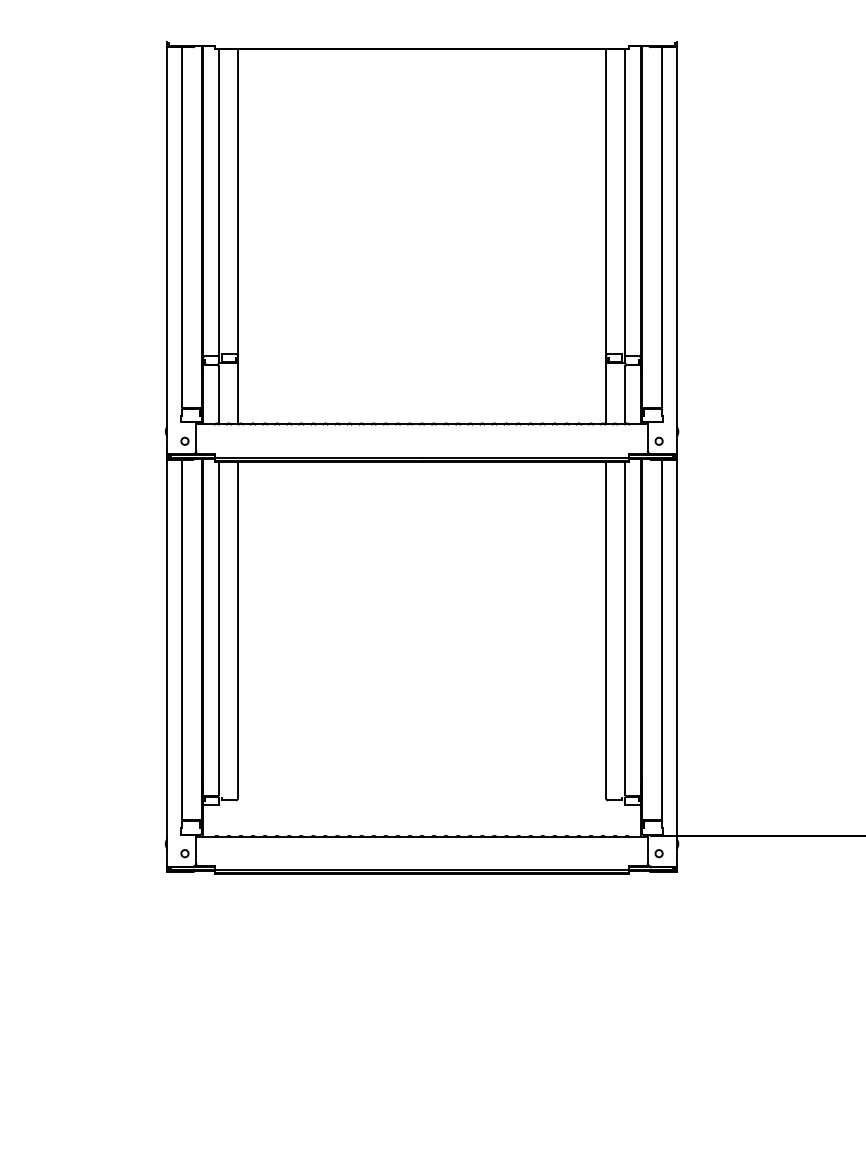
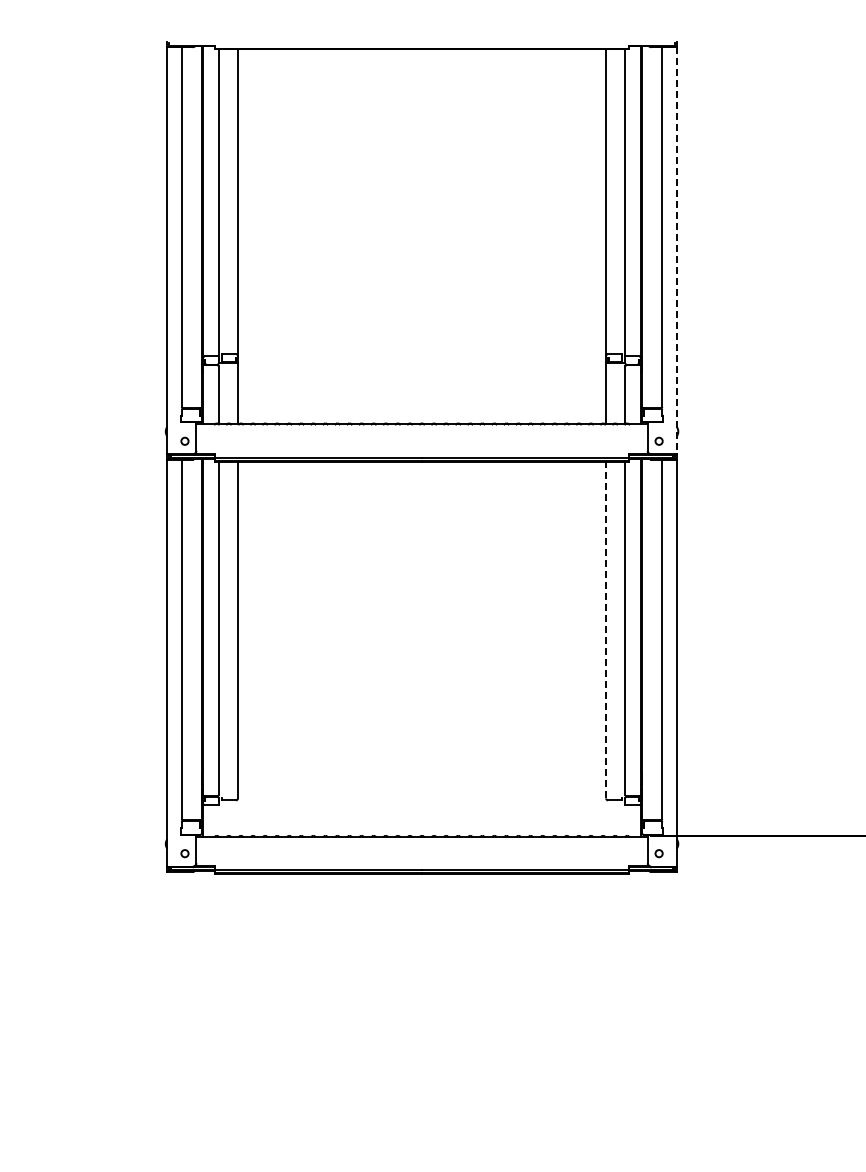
line: solid -> dashed (676, 250)
line: solid -> dashed (606, 629)
